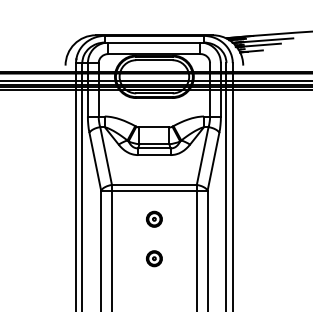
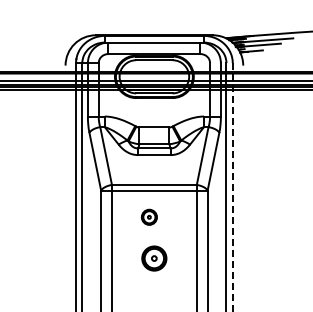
line: solid -> dashed (232, 187)
part position: (154, 218) -> (149, 216) (149, 216)
part size: 17x18 px -> 27x27 px (154, 258)
